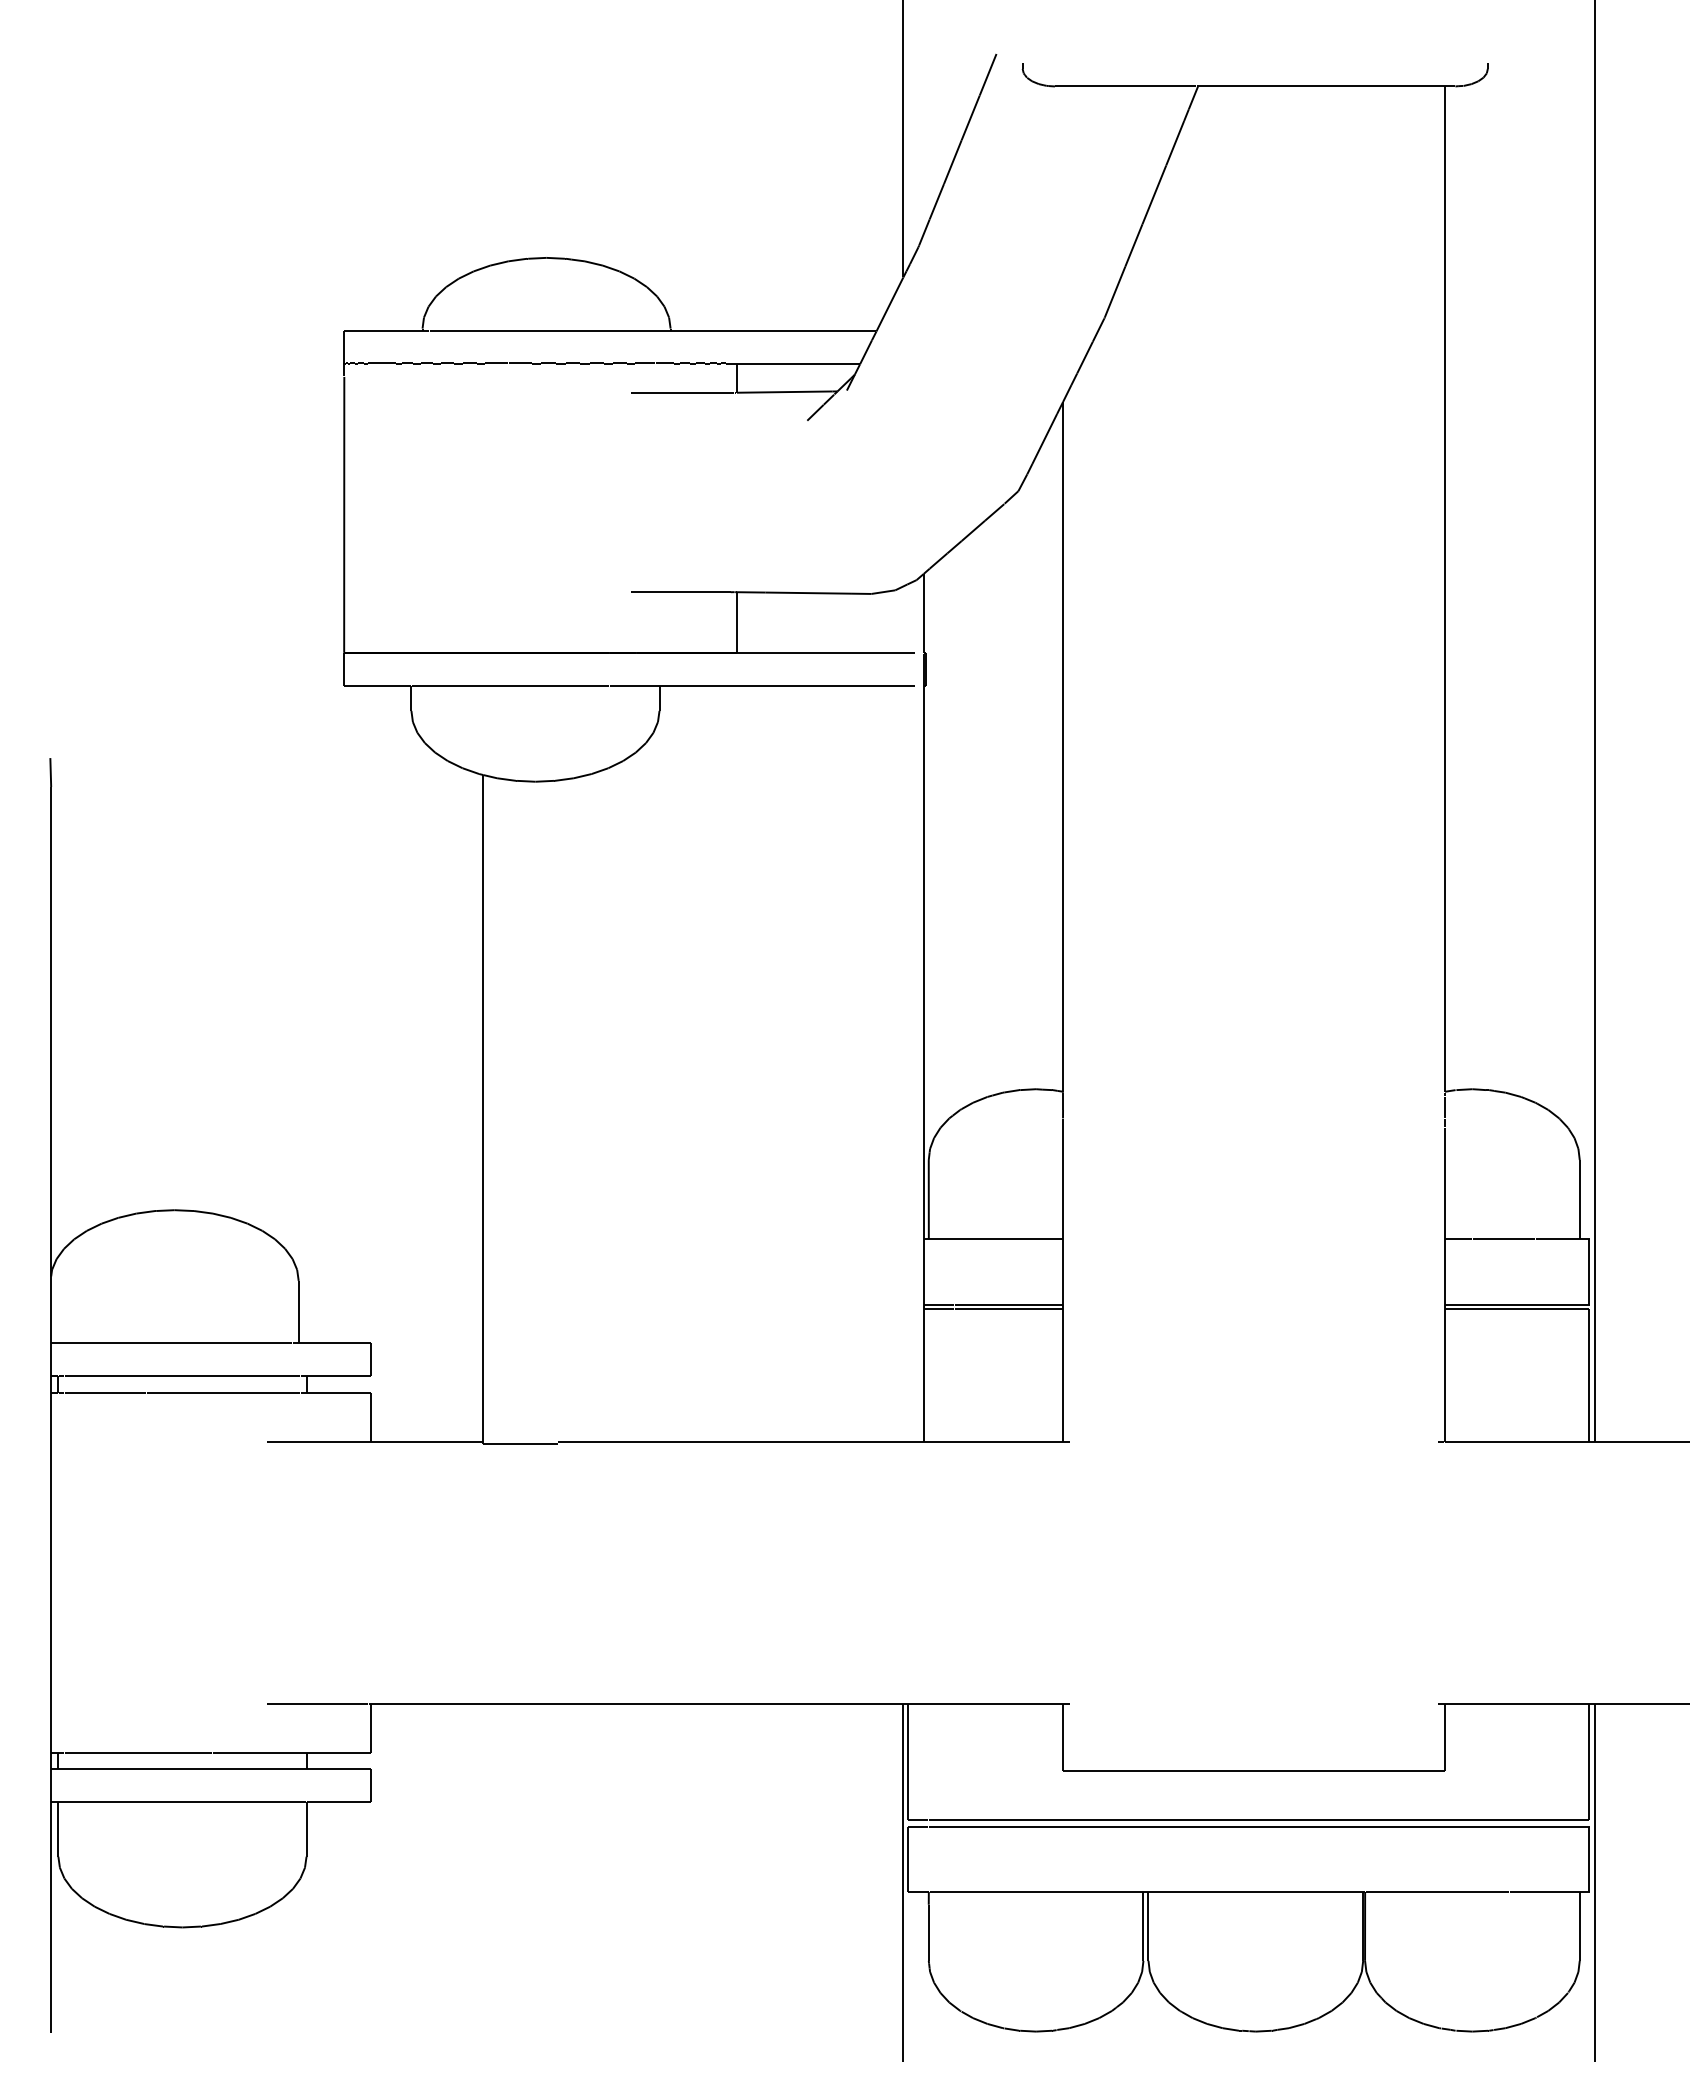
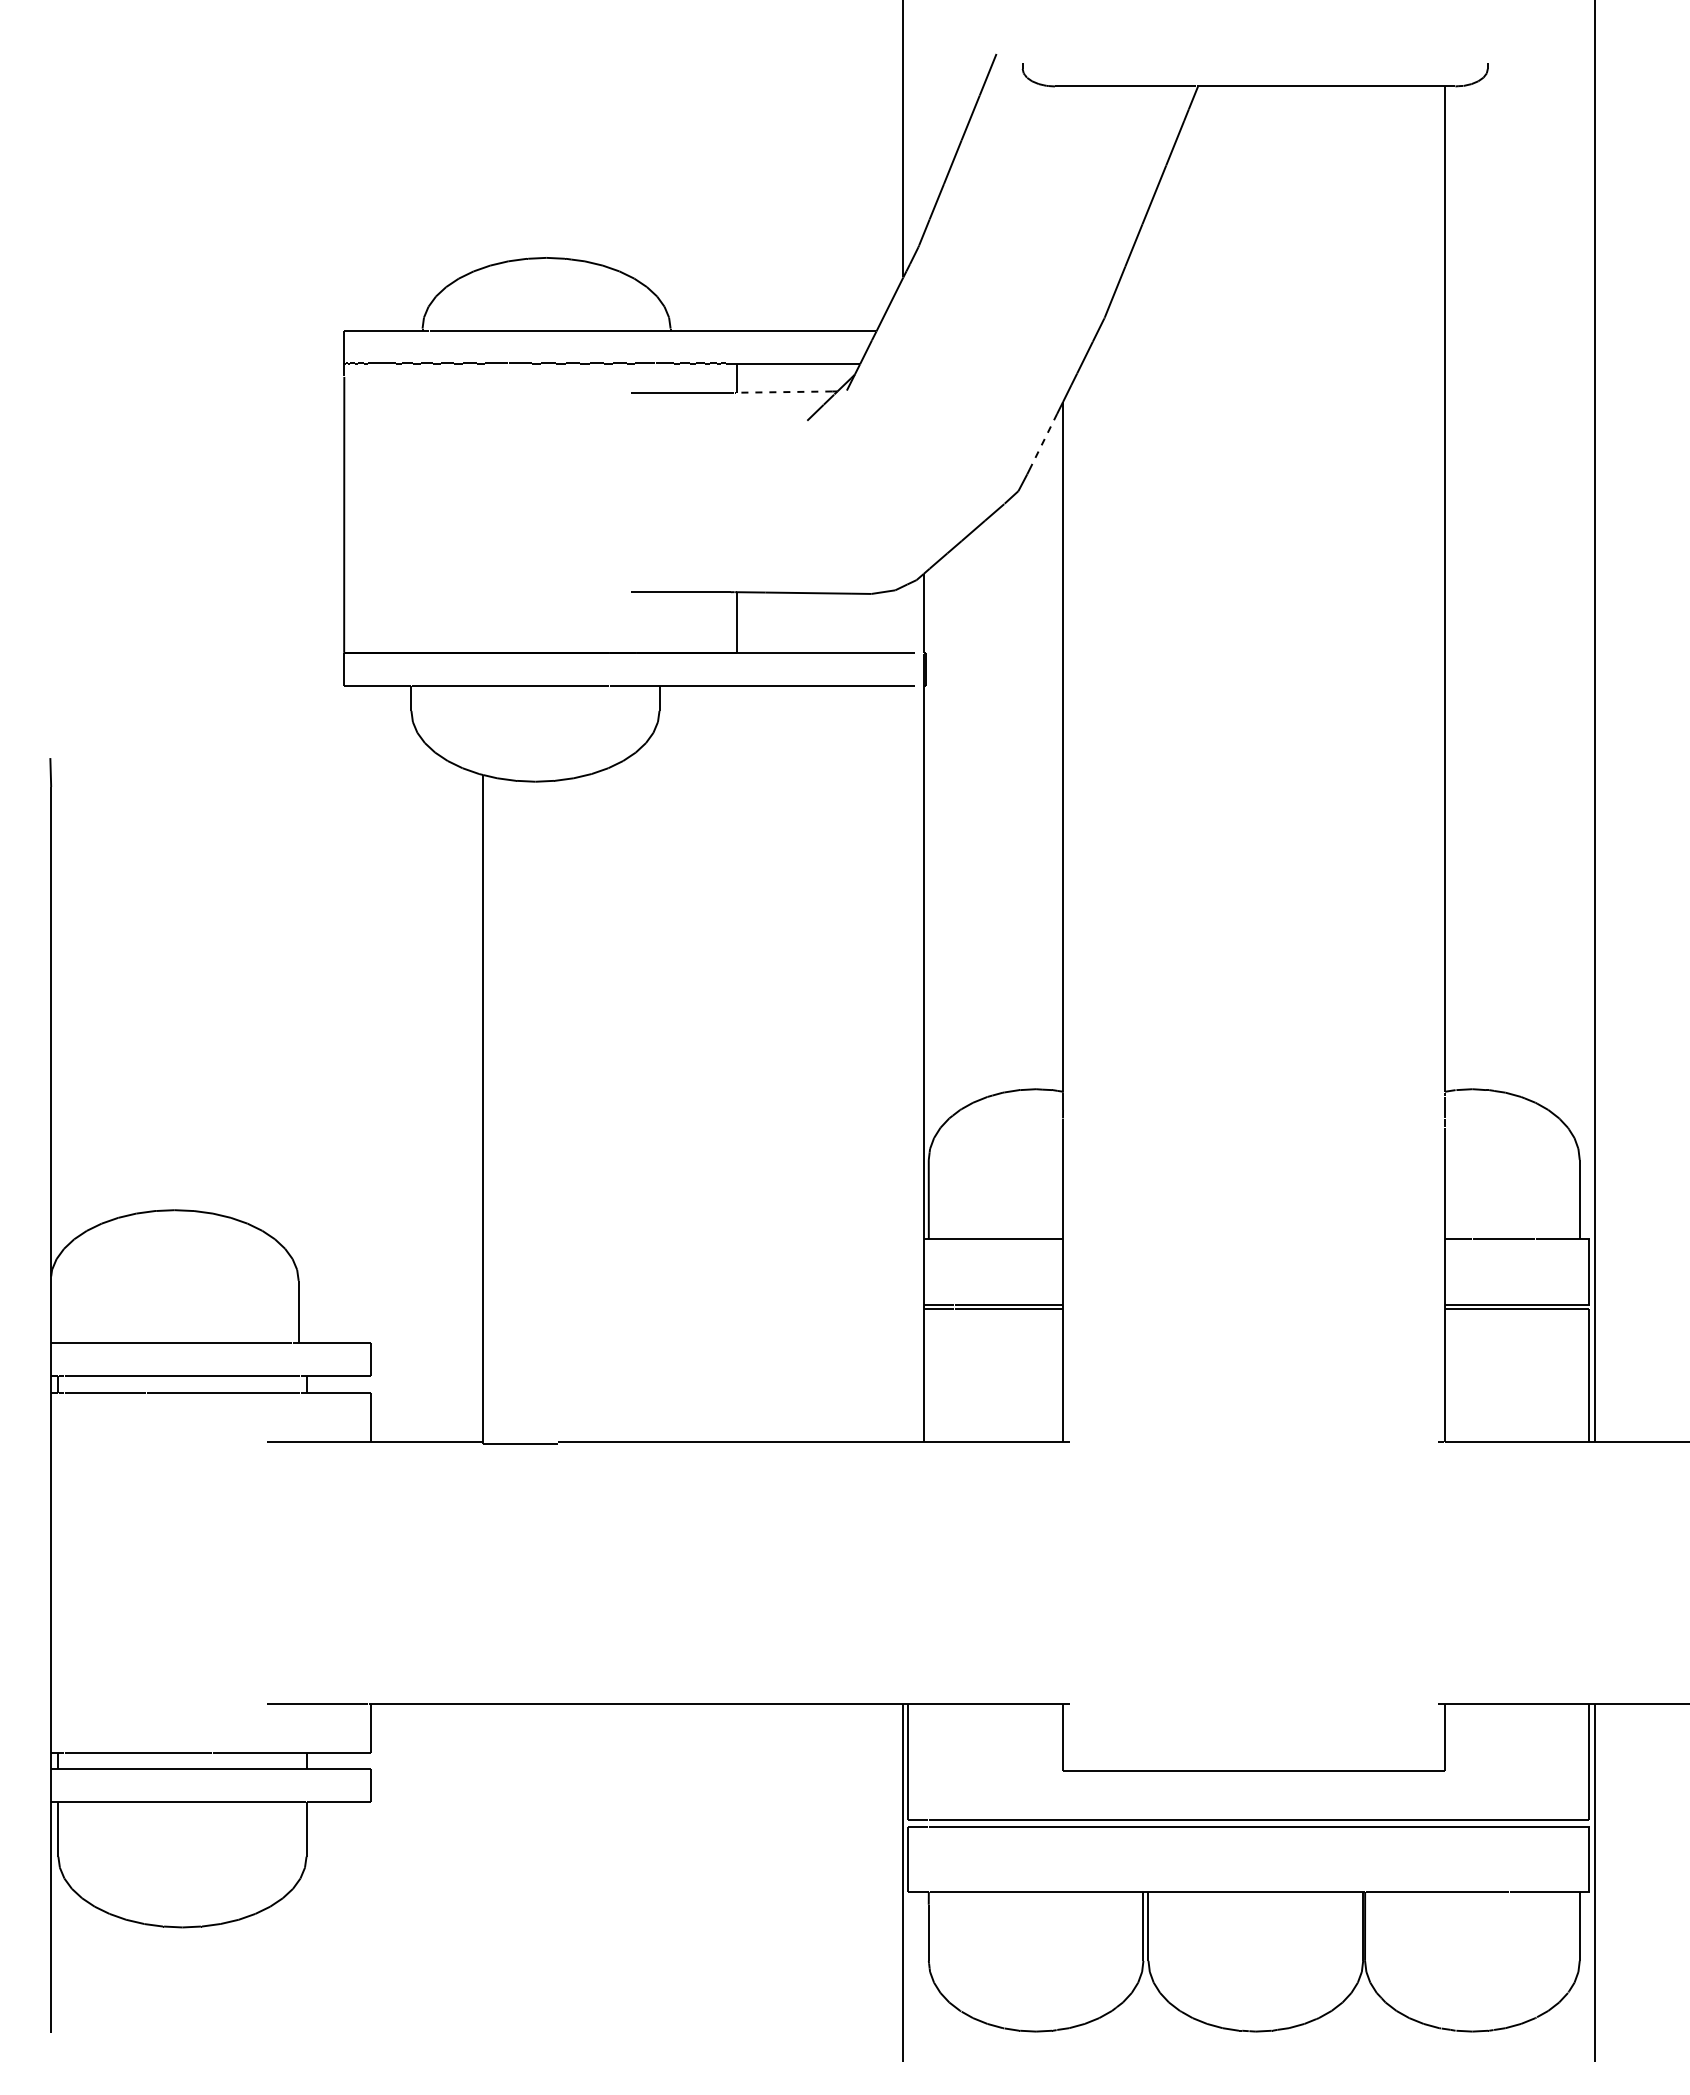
line: solid -> dashed (784, 392)
line: solid -> dashed (1044, 438)
